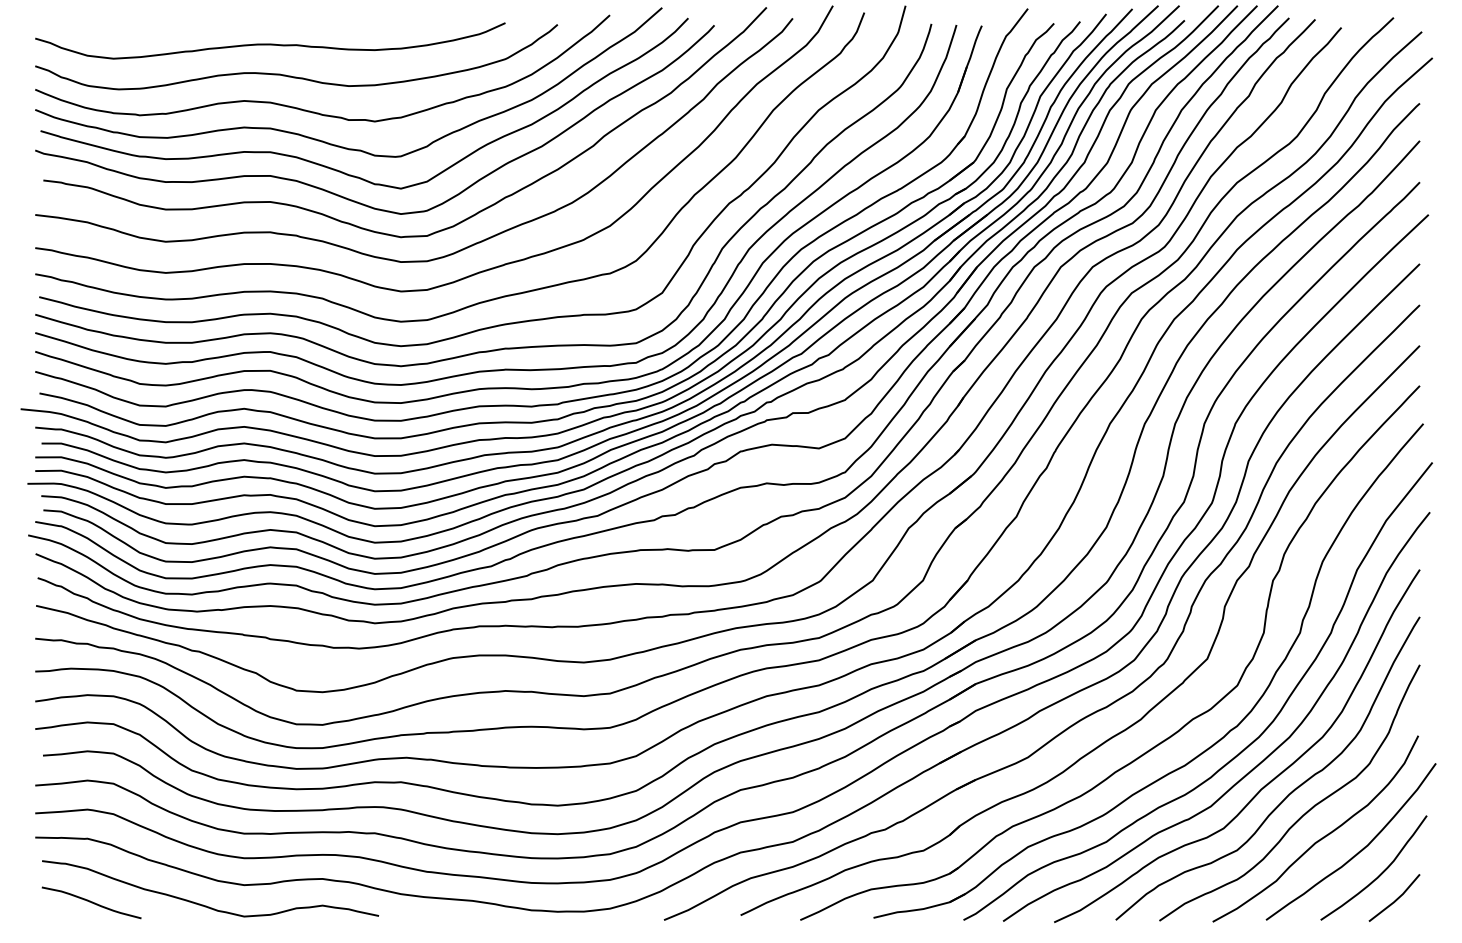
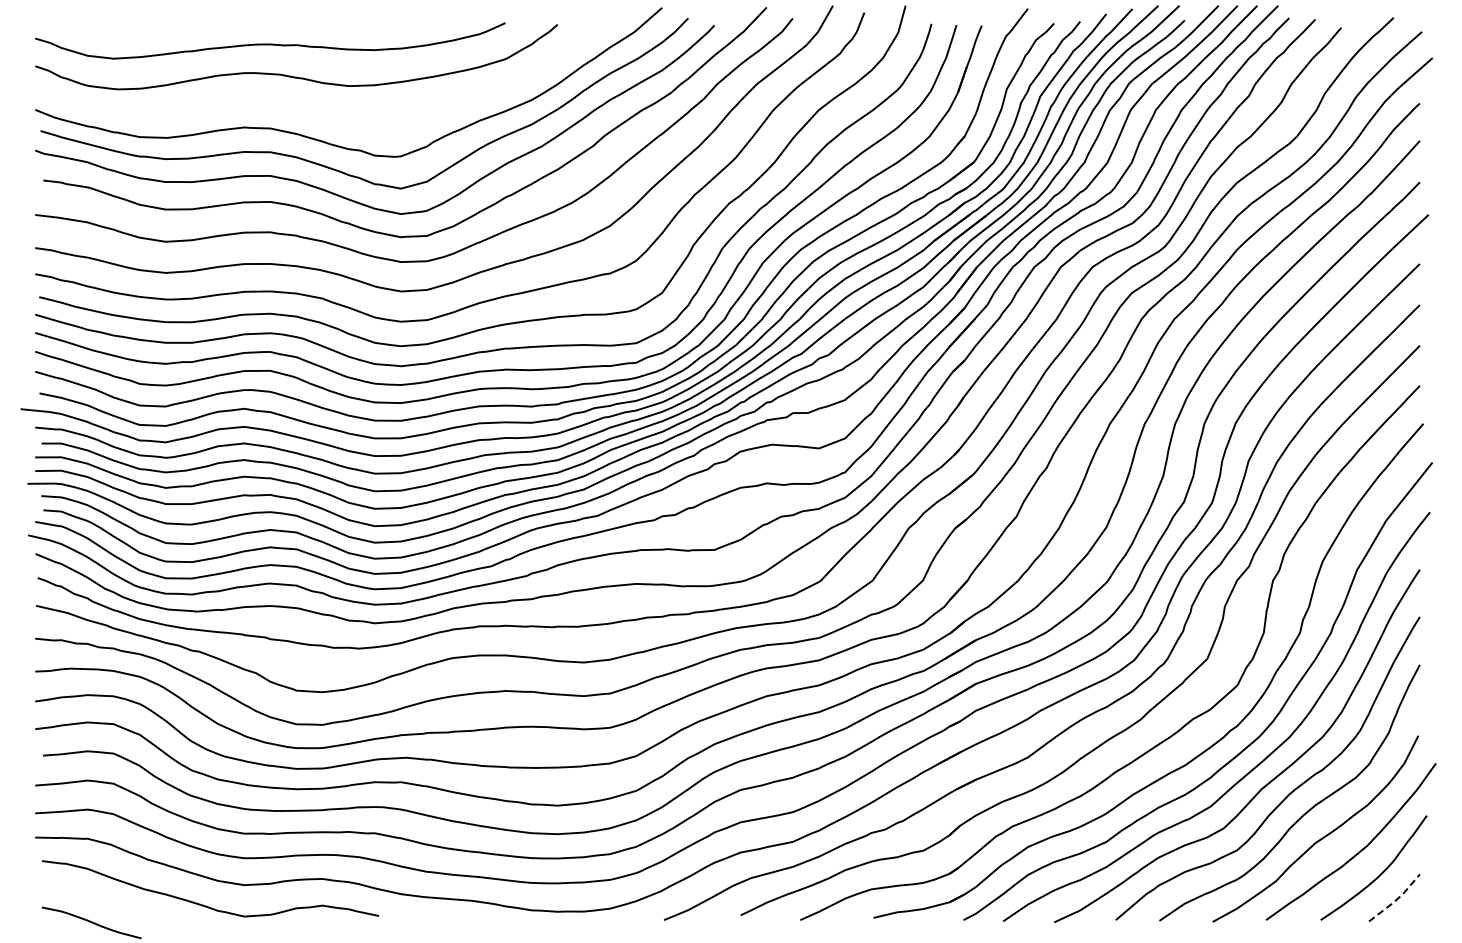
curve: present -> none (310, 110)
line: solid -> dashed (1396, 899)
curve position: (91, 902) -> (91, 922) (91, 922)
